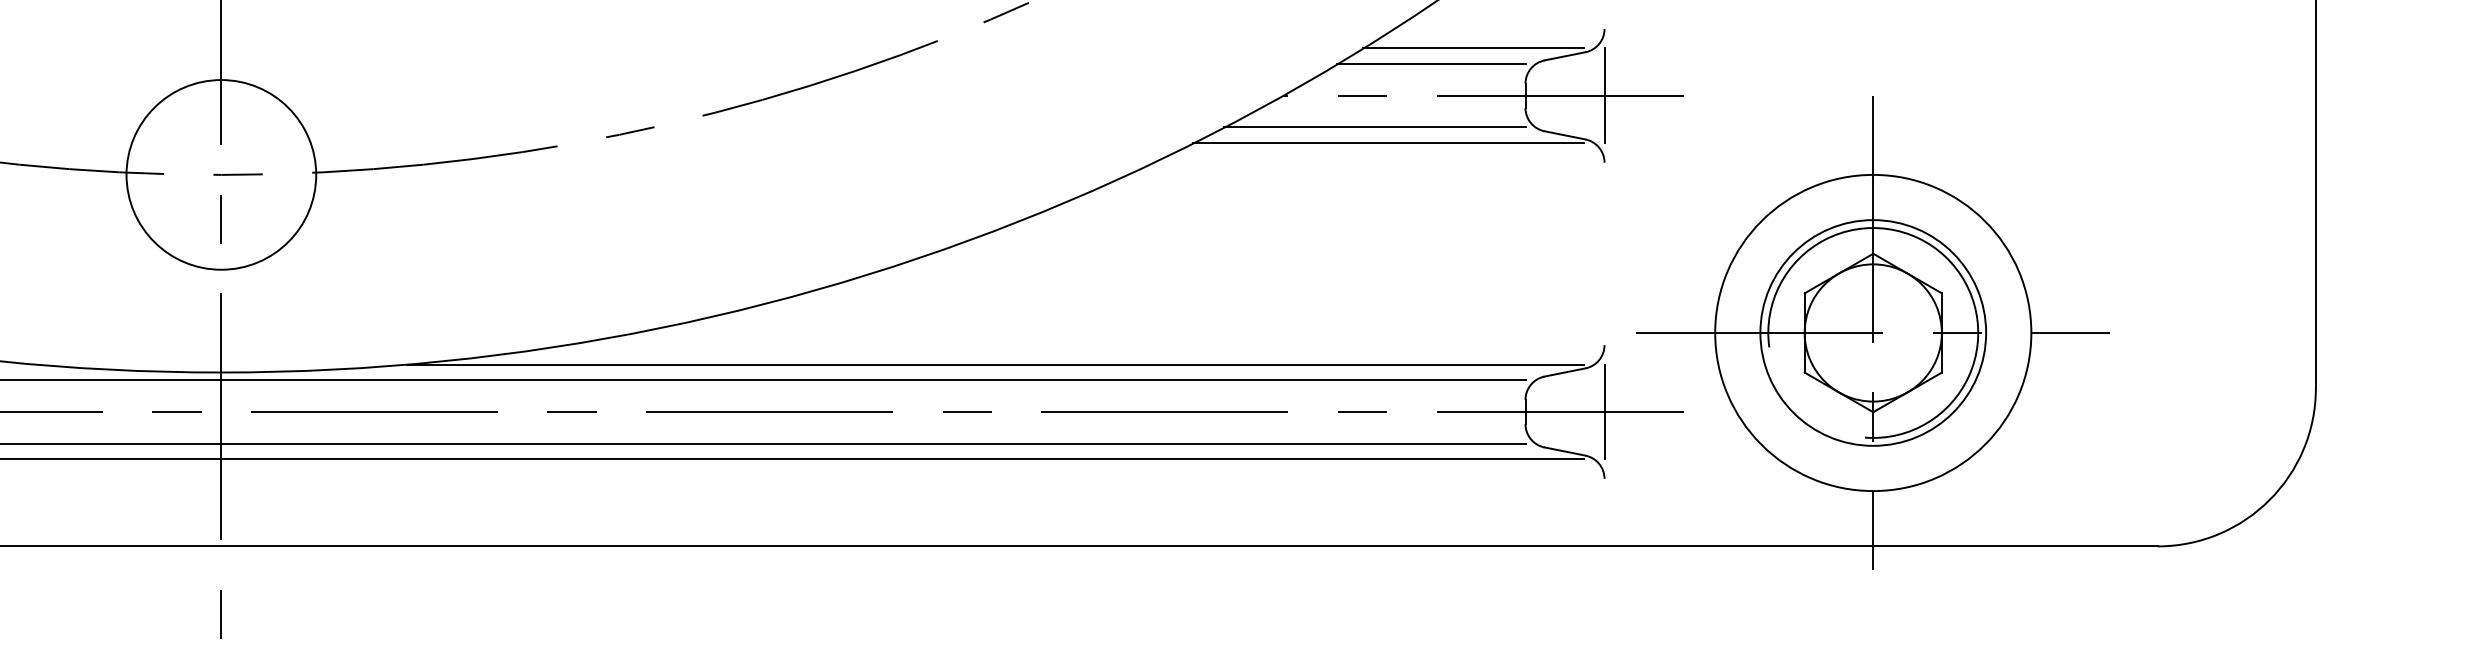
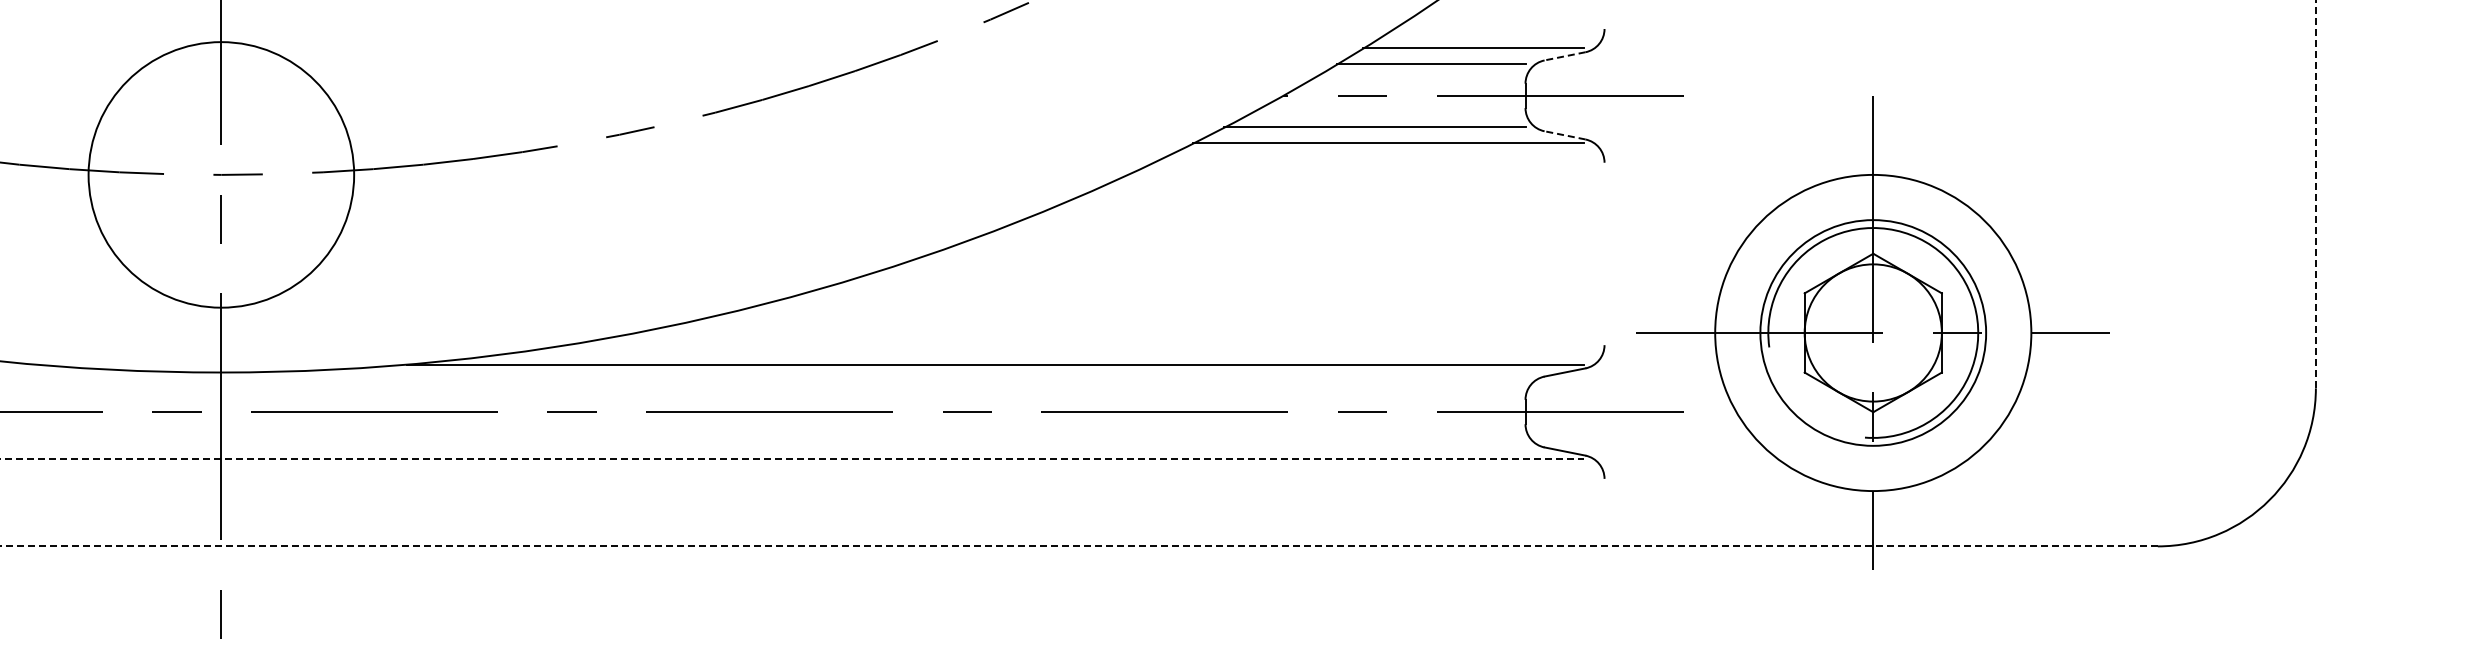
line: solid -> dashed (1565, 56)
line: present -> none (1604, 95)
line: solid -> dashed (1565, 135)
circle diameter: 190 px -> 266 px (221, 174)
line: solid -> dashed (2315, 194)
line: present -> none (763, 380)
line: present -> none (1604, 411)
line: present -> none (763, 443)
line: solid -> dashed (792, 459)
line: solid -> dashed (1078, 546)
